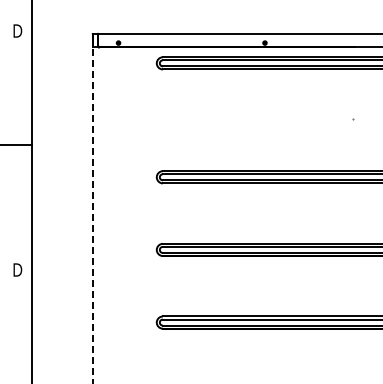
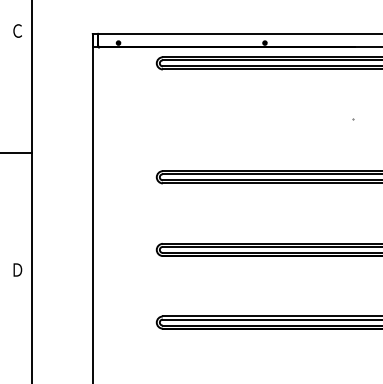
text: Ｄ -> Ｃ (17, 30)
line position: (16, 144) -> (16, 152) (16, 152)
line: dashed -> solid (92, 214)
